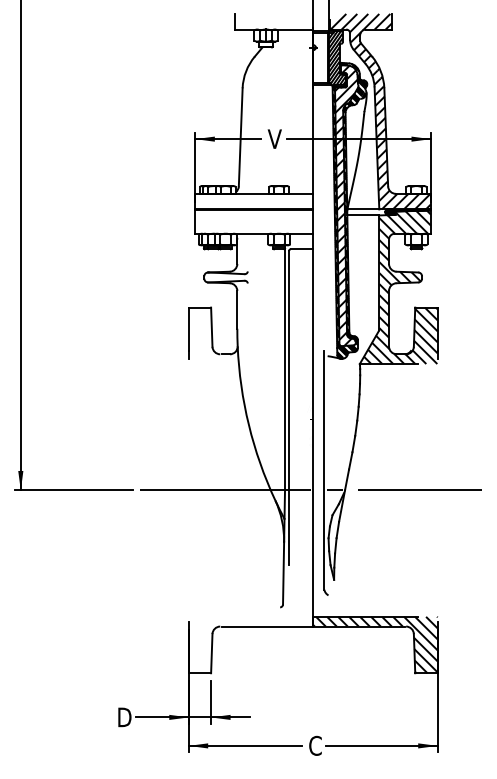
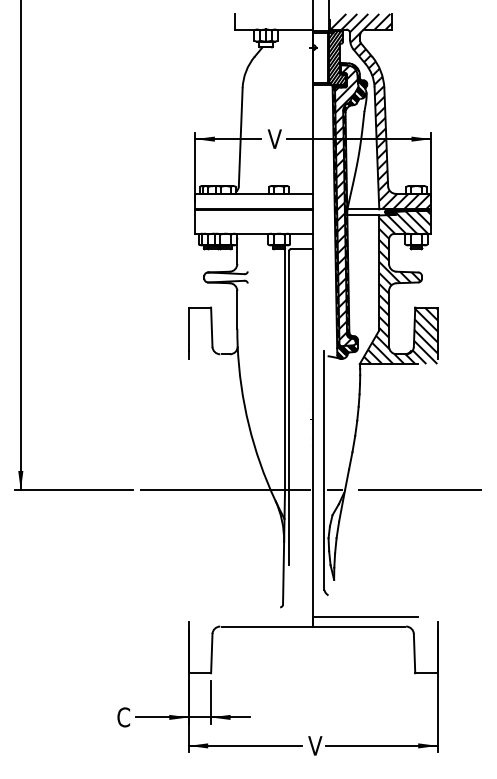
hatch: present -> none (375, 644)
text: D -> C (124, 717)
text: C -> V (315, 745)
